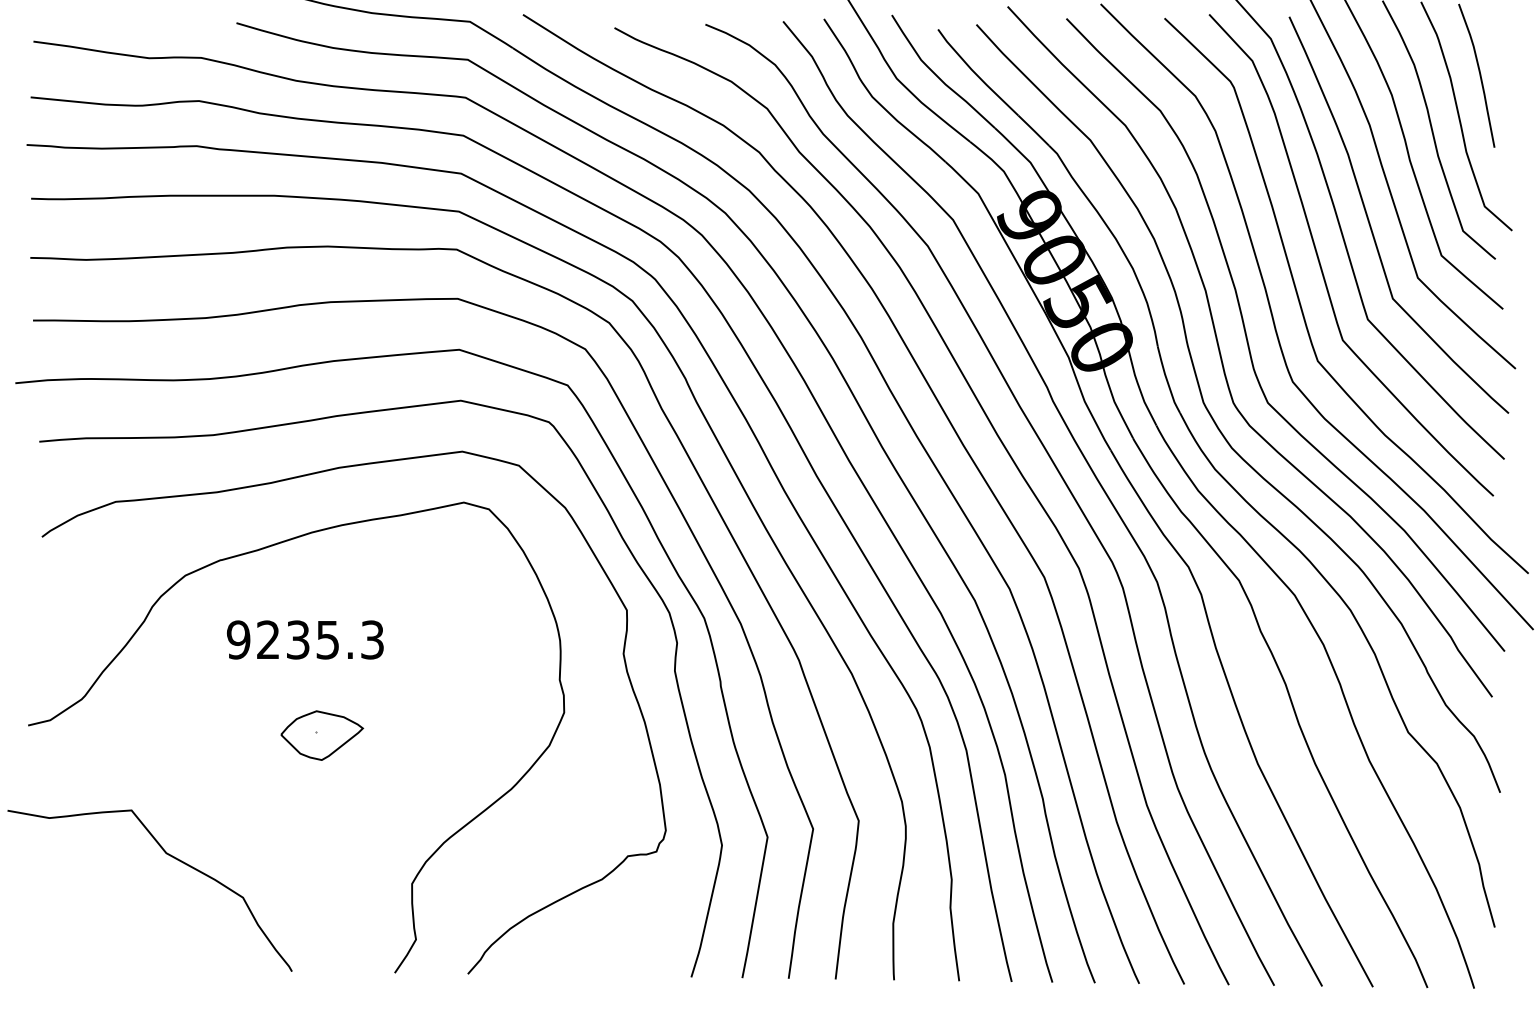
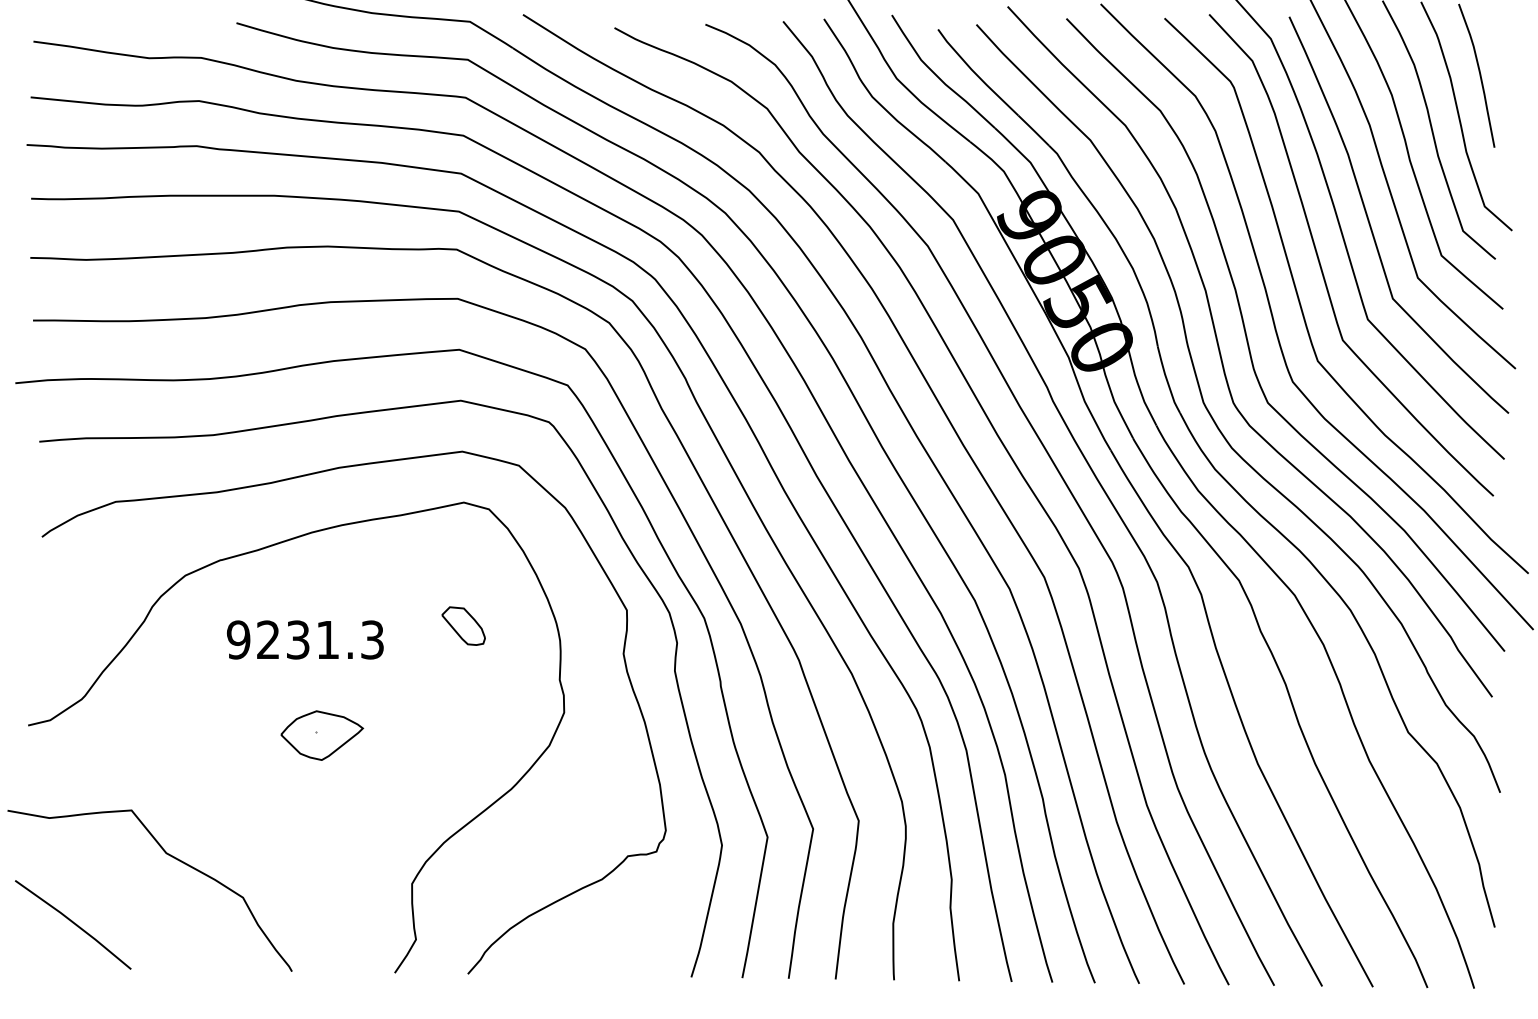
part: none -> present (463, 625)
text: 9235.3 -> 9231.3 (327, 640)
curve: none -> present (73, 923)
